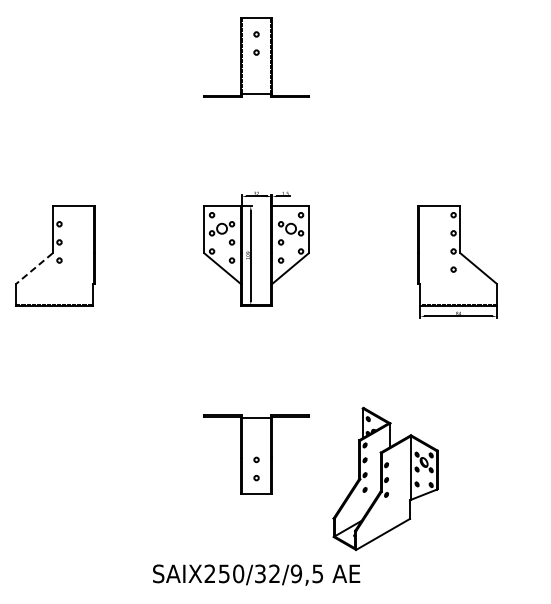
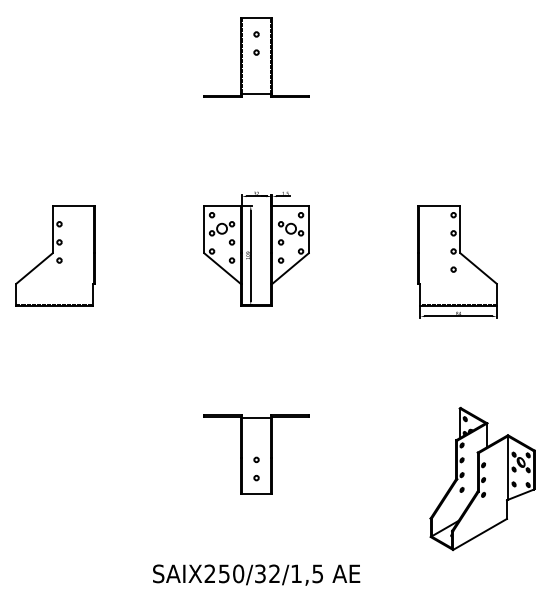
line: dashed -> solid (34, 268)
part position: (385, 478) -> (482, 478) (482, 478)
text: SAIX250/32/9,5 -> SAIX250/32/1,5 (295, 573)
